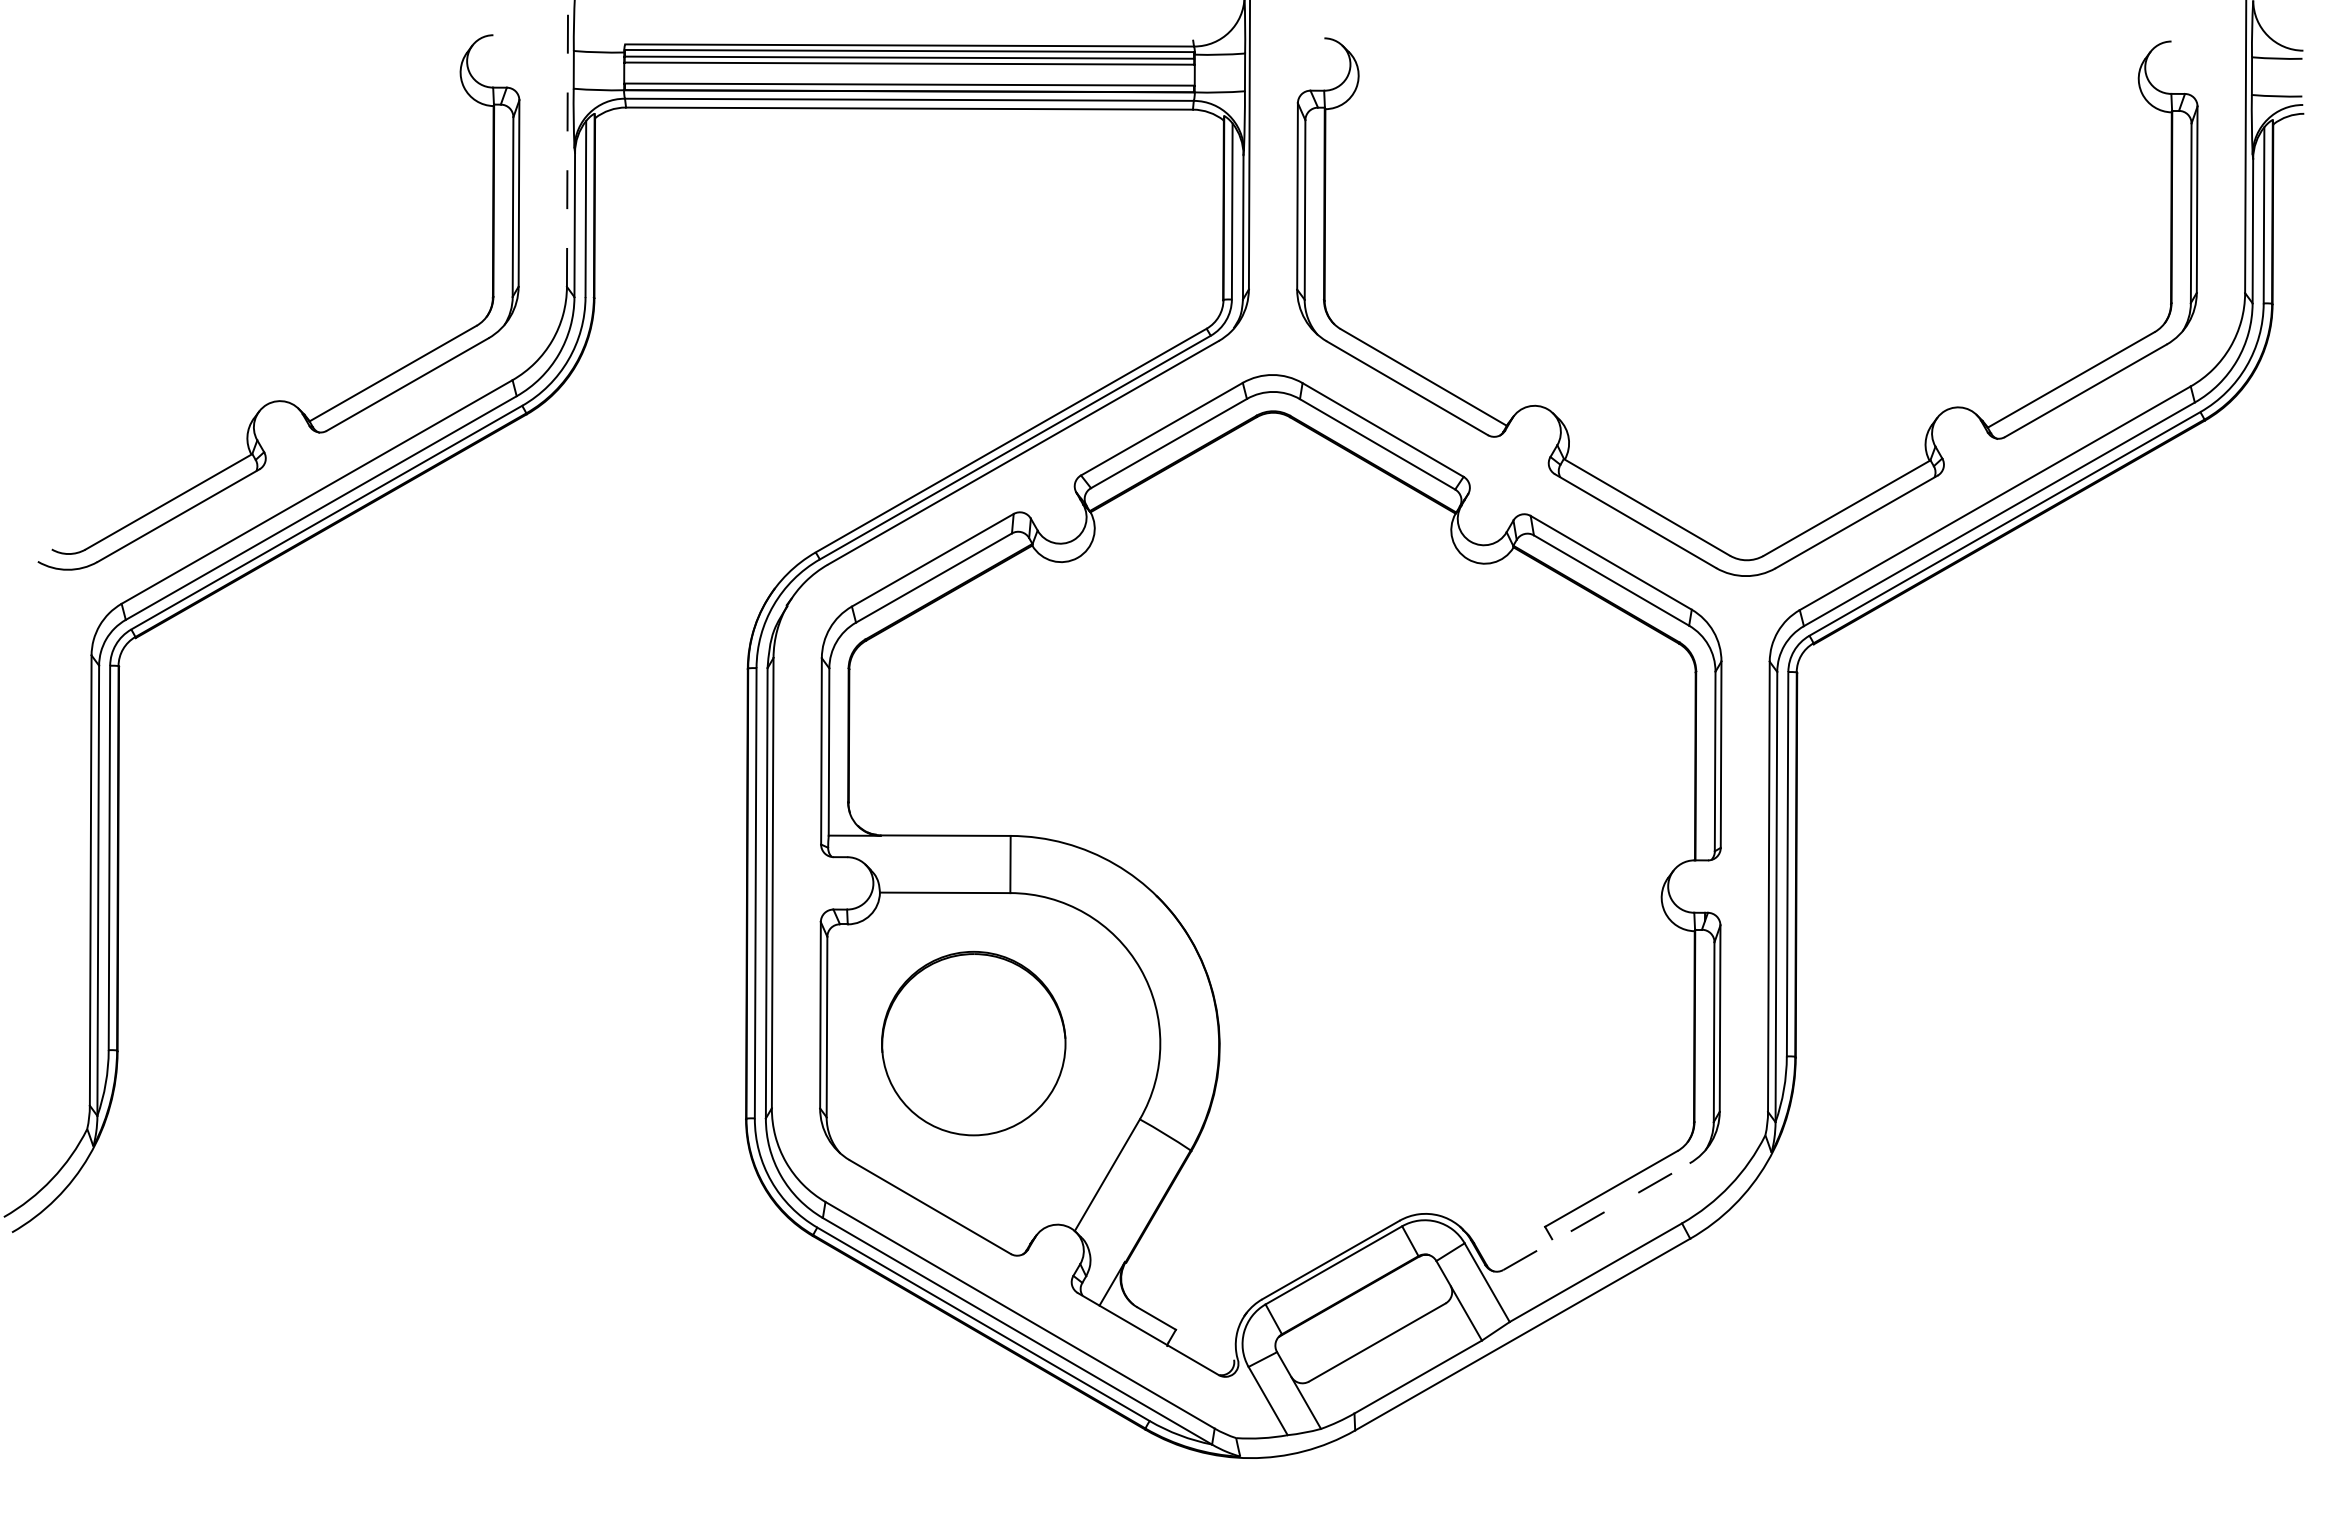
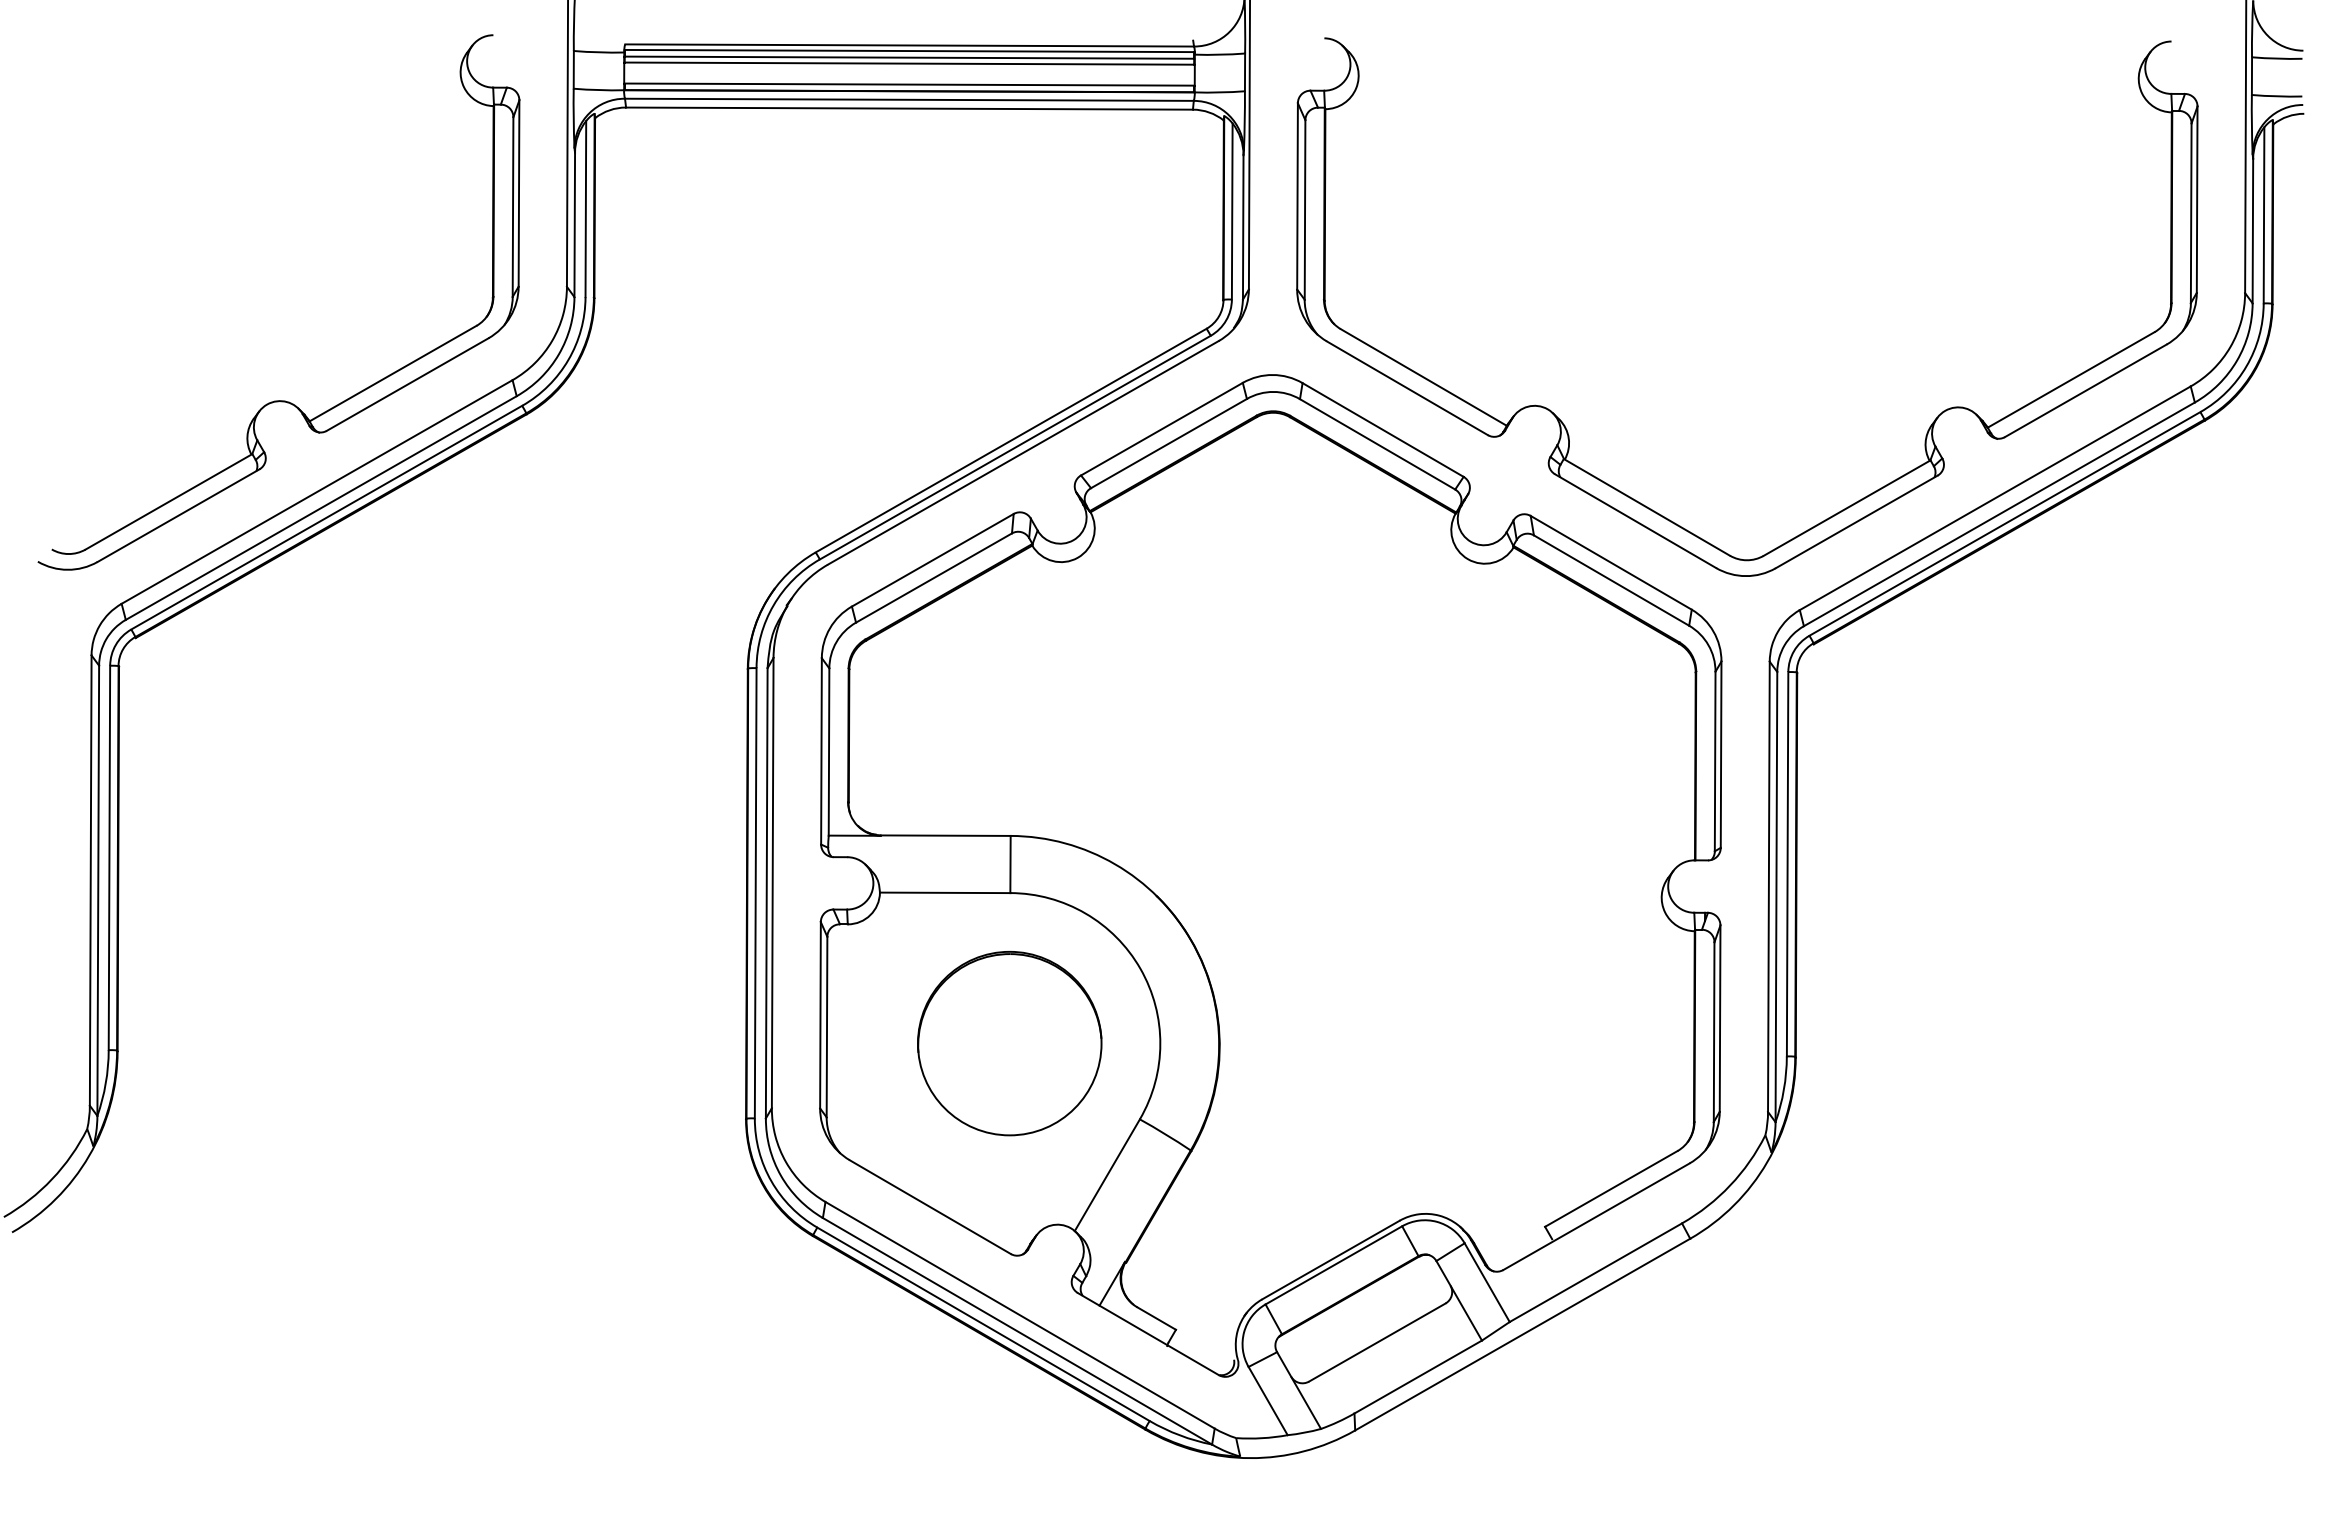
line: dashed -> solid (567, 143)
part position: (973, 1043) -> (1009, 1043) (1009, 1043)
line: dashed -> solid (1596, 1216)
